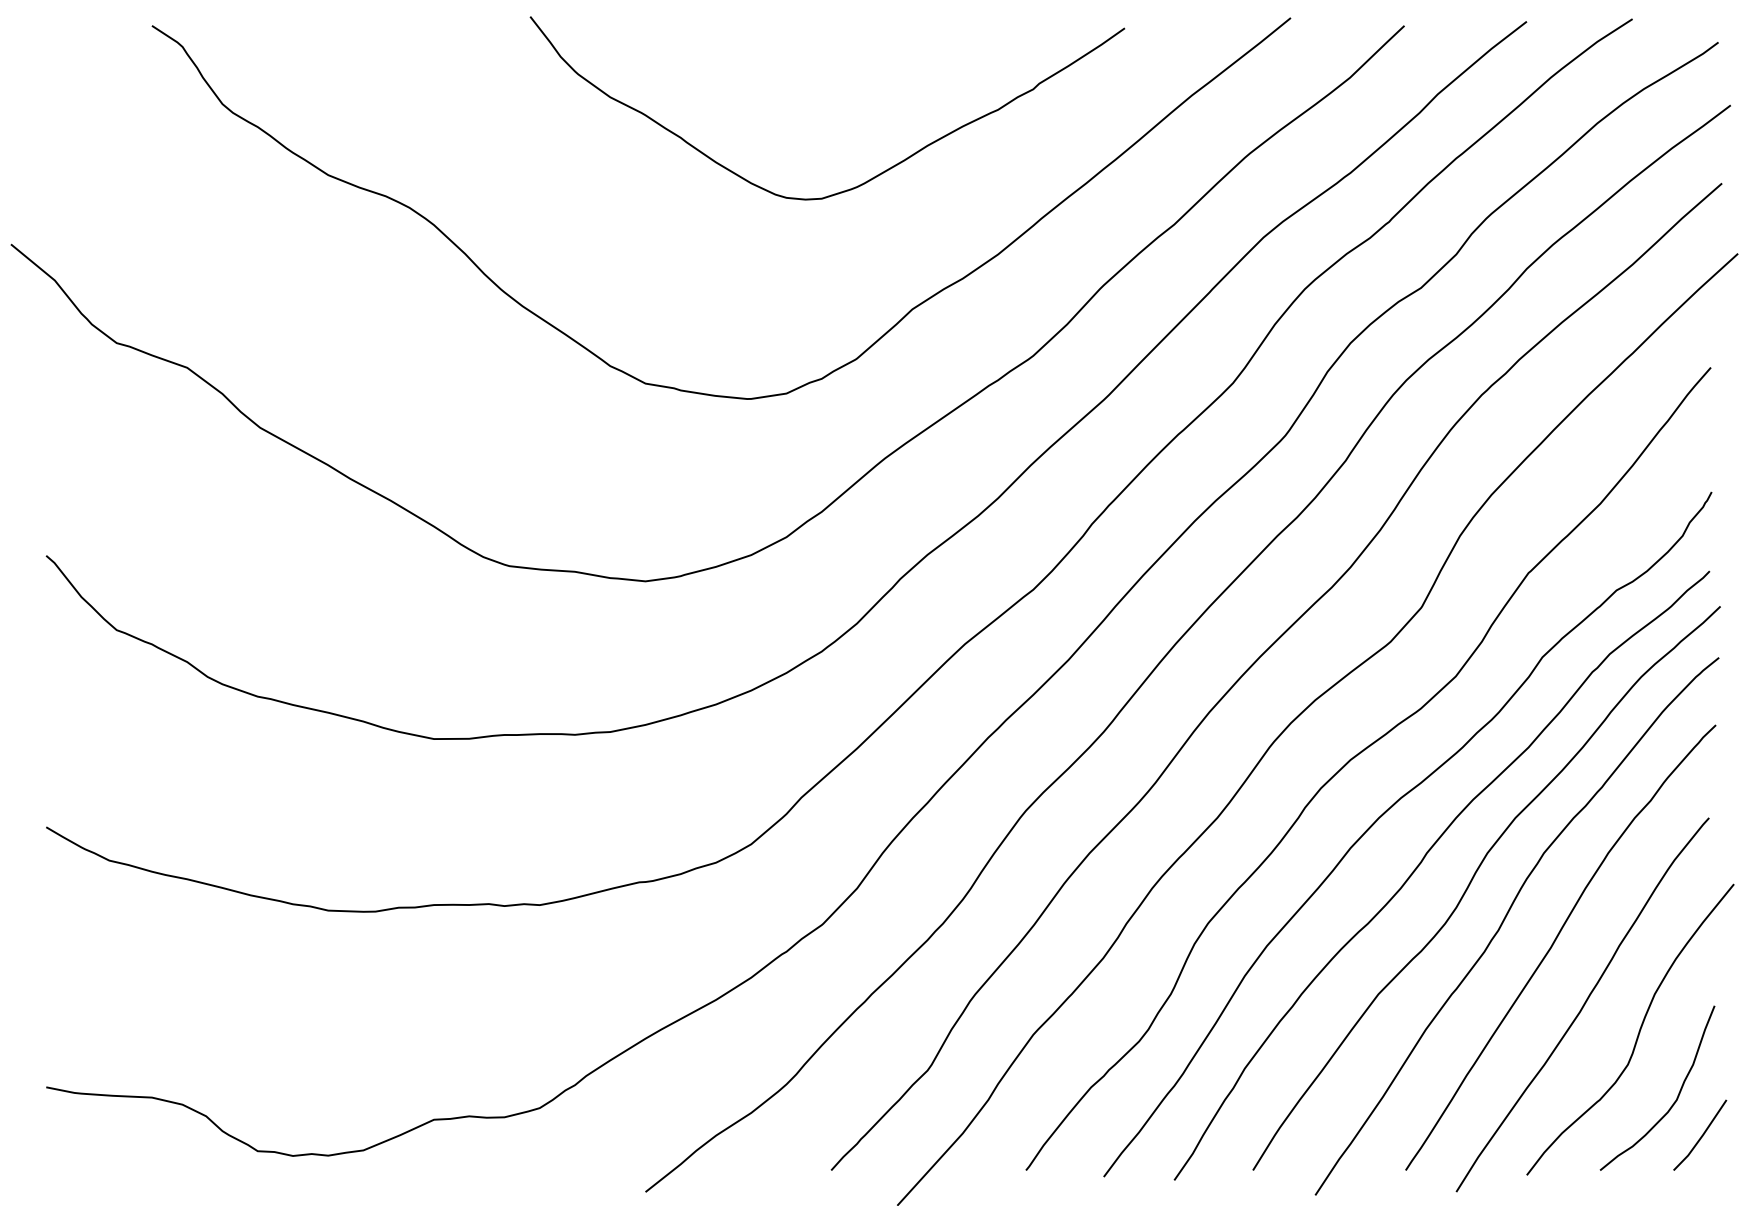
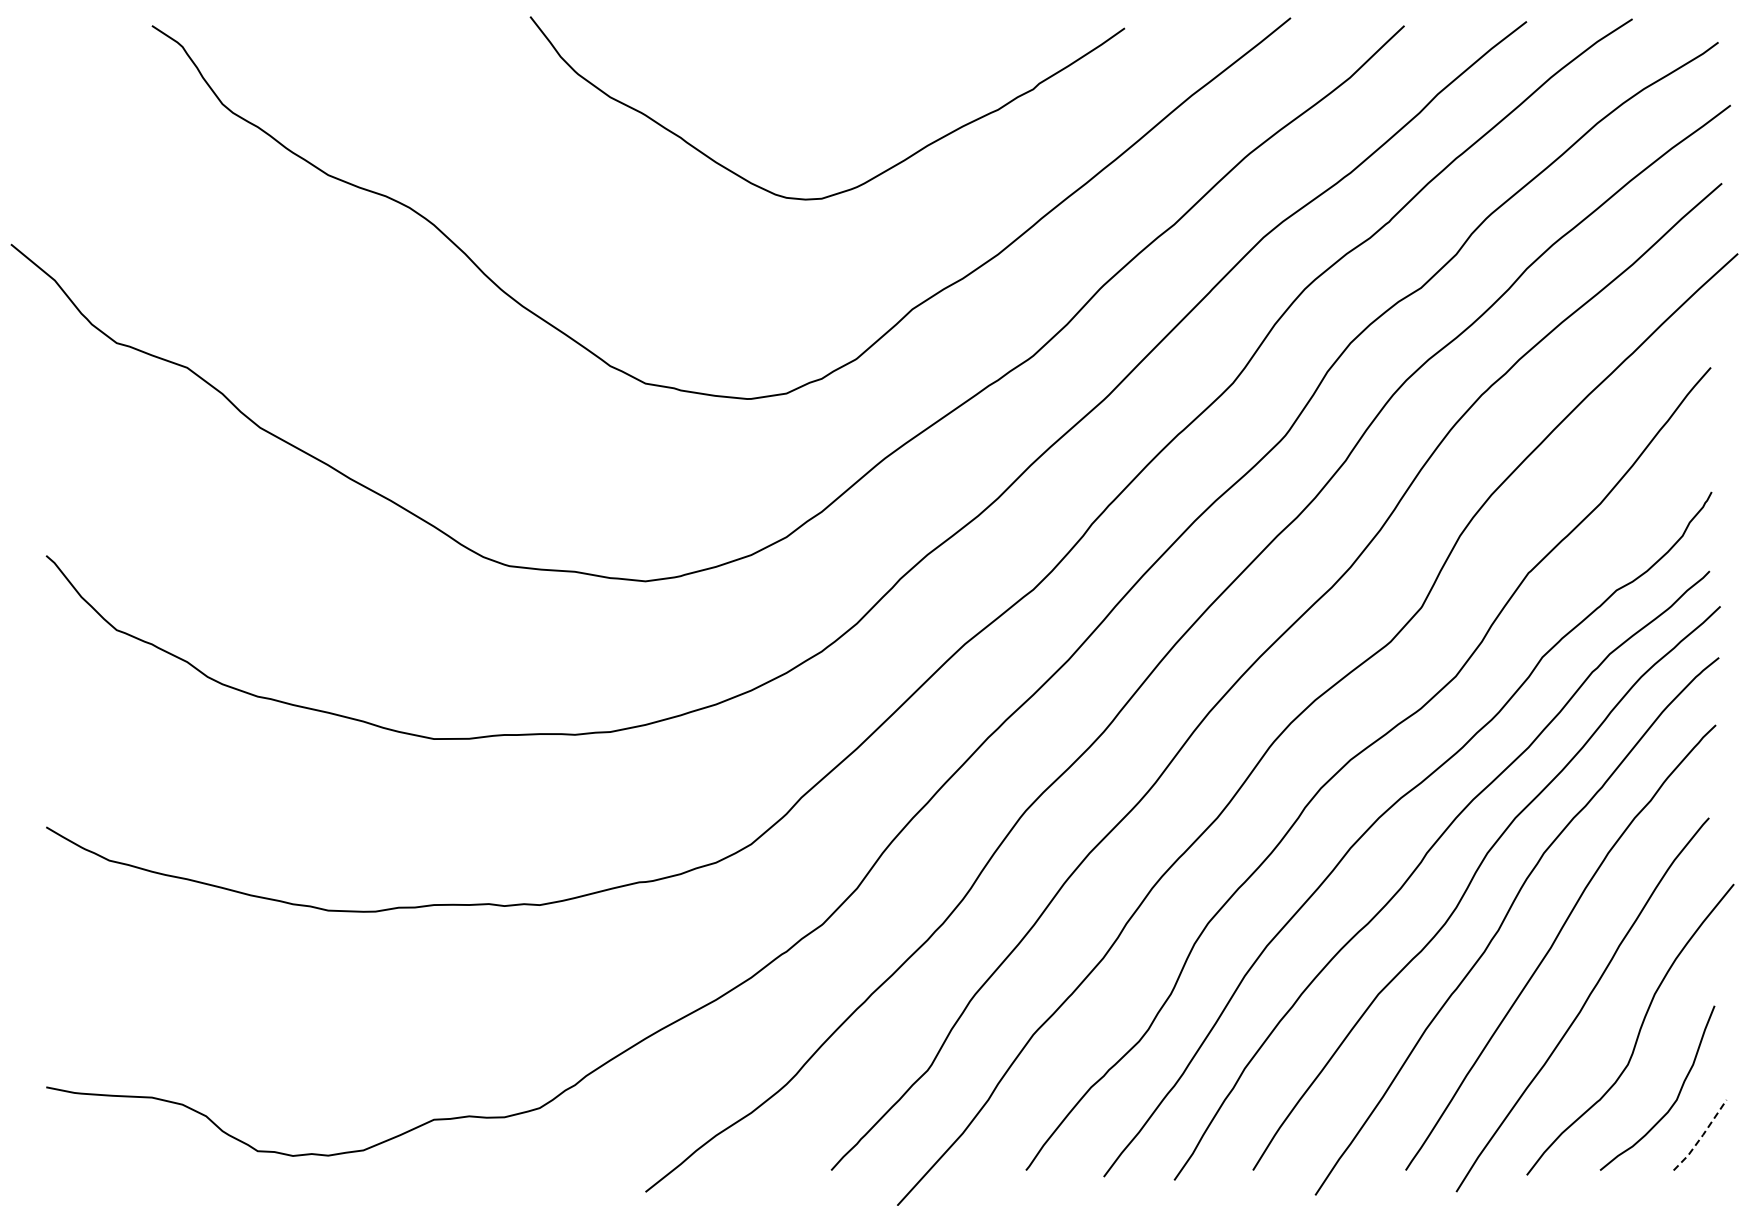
line: solid -> dashed (1701, 1136)
